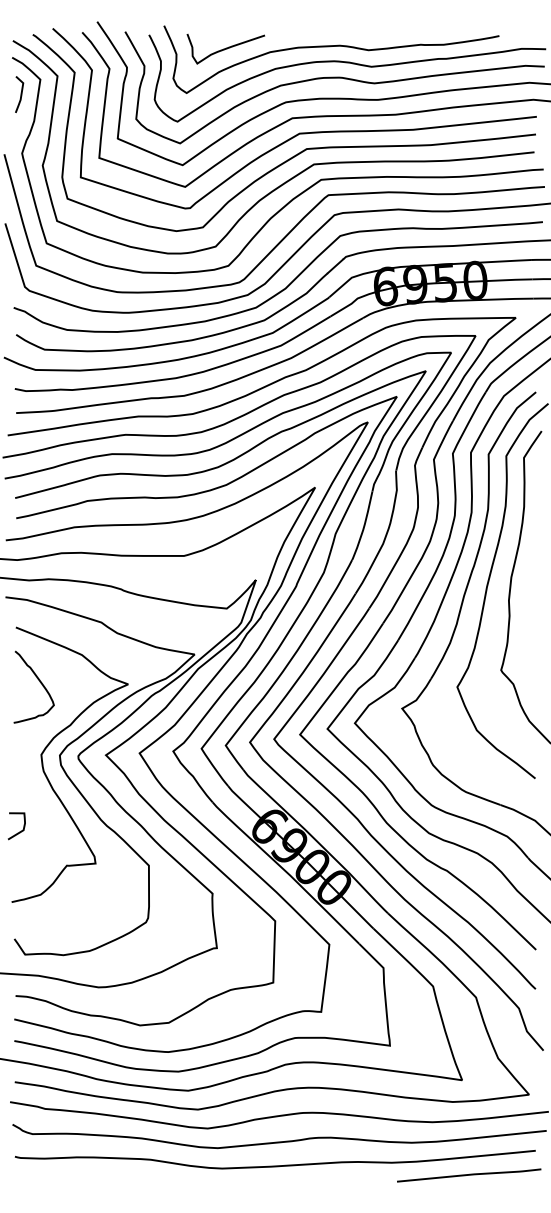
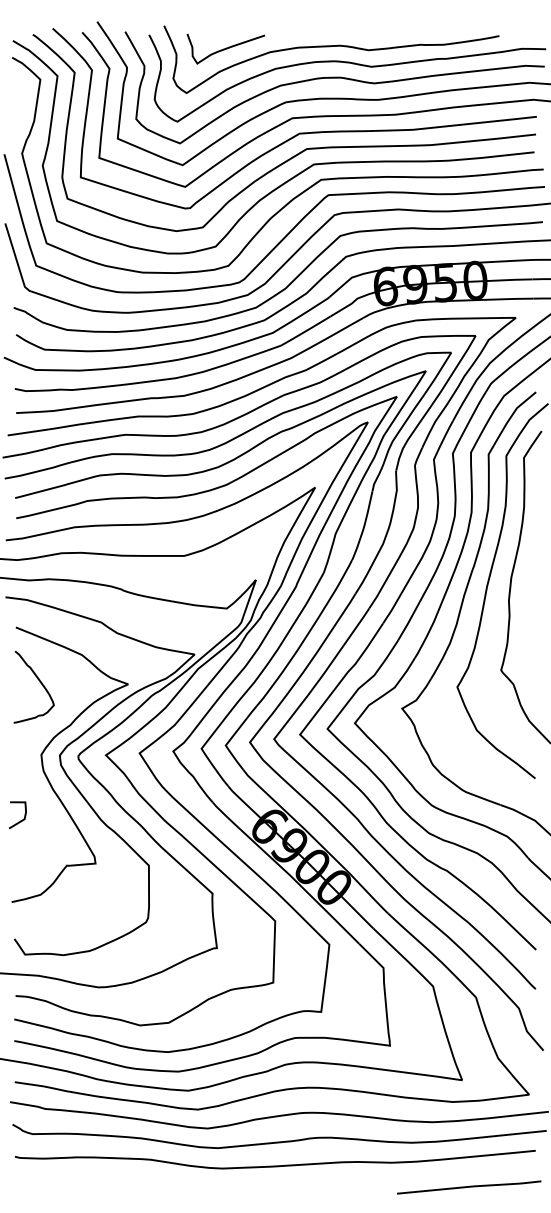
line: present -> none (20, 94)
curve position: (19, 831) -> (20, 820) (20, 820)
curve position: (469, 1175) -> (469, 1187) (469, 1187)
